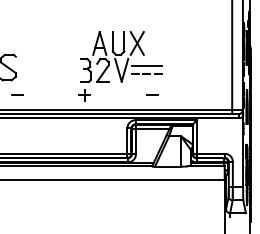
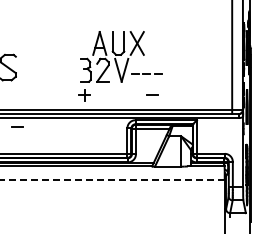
line: present -> none (146, 66)
line position: (17, 94) -> (17, 126) (17, 126)
line: solid -> dashed (112, 179)
